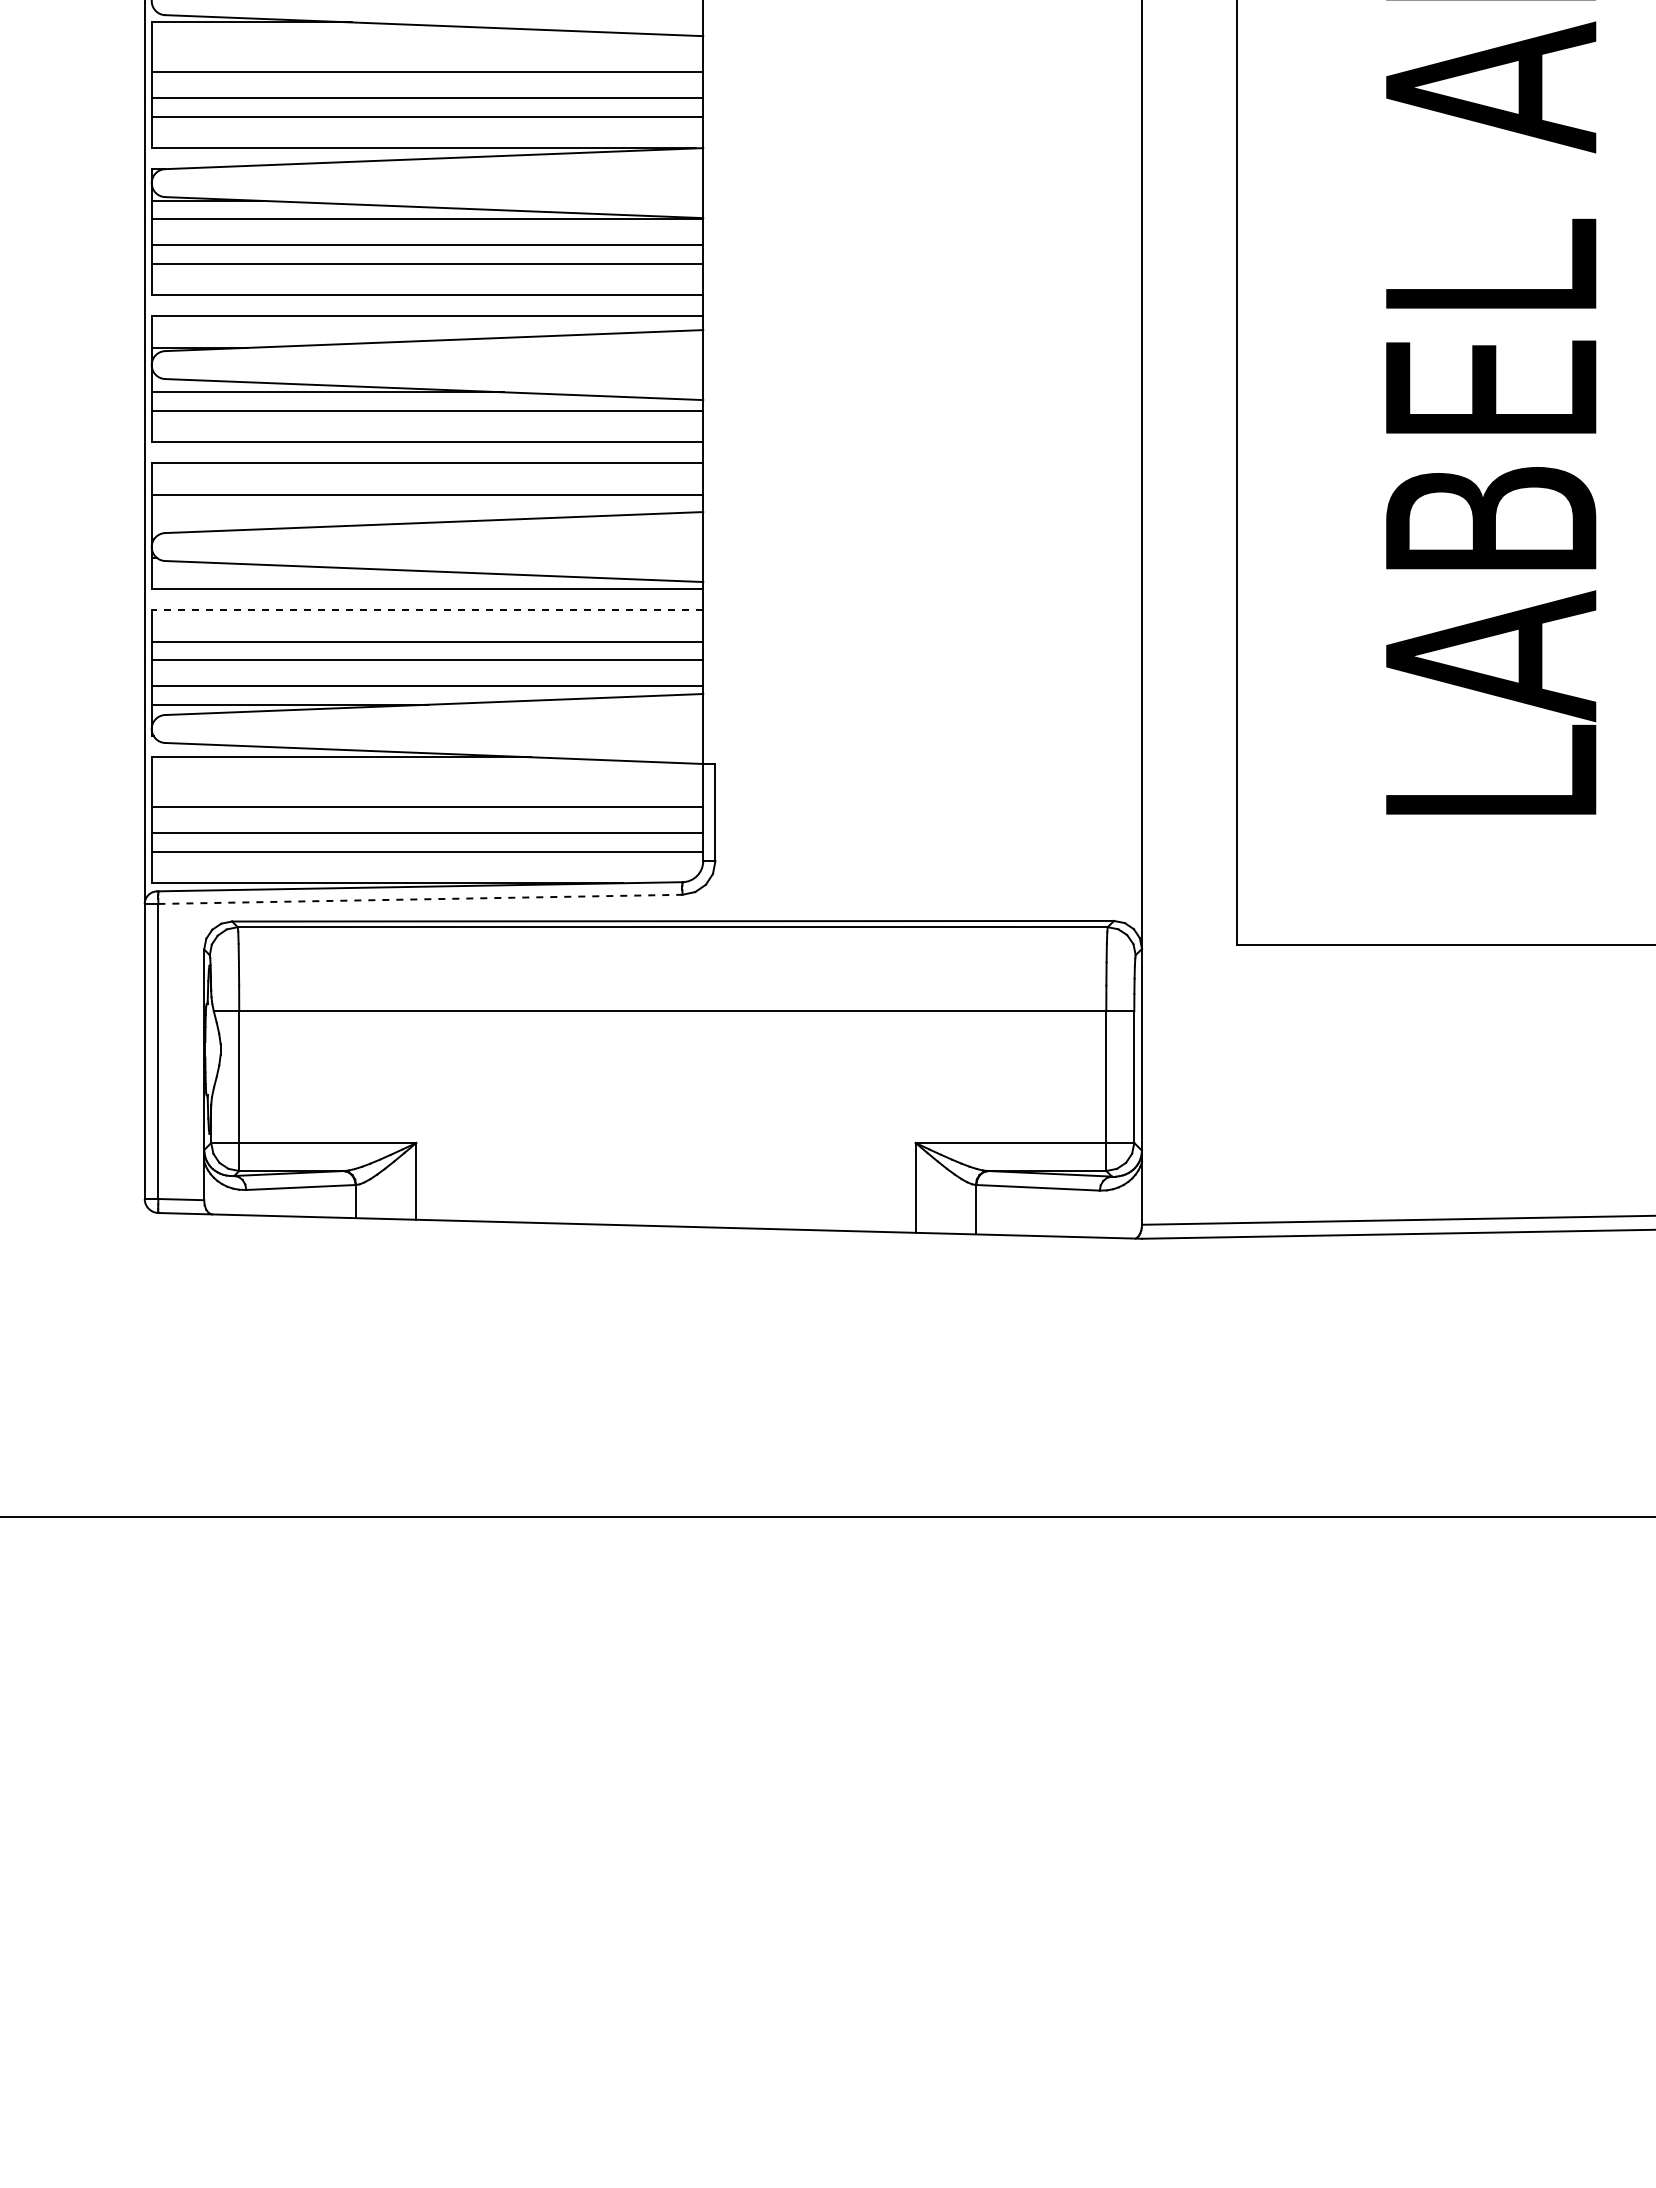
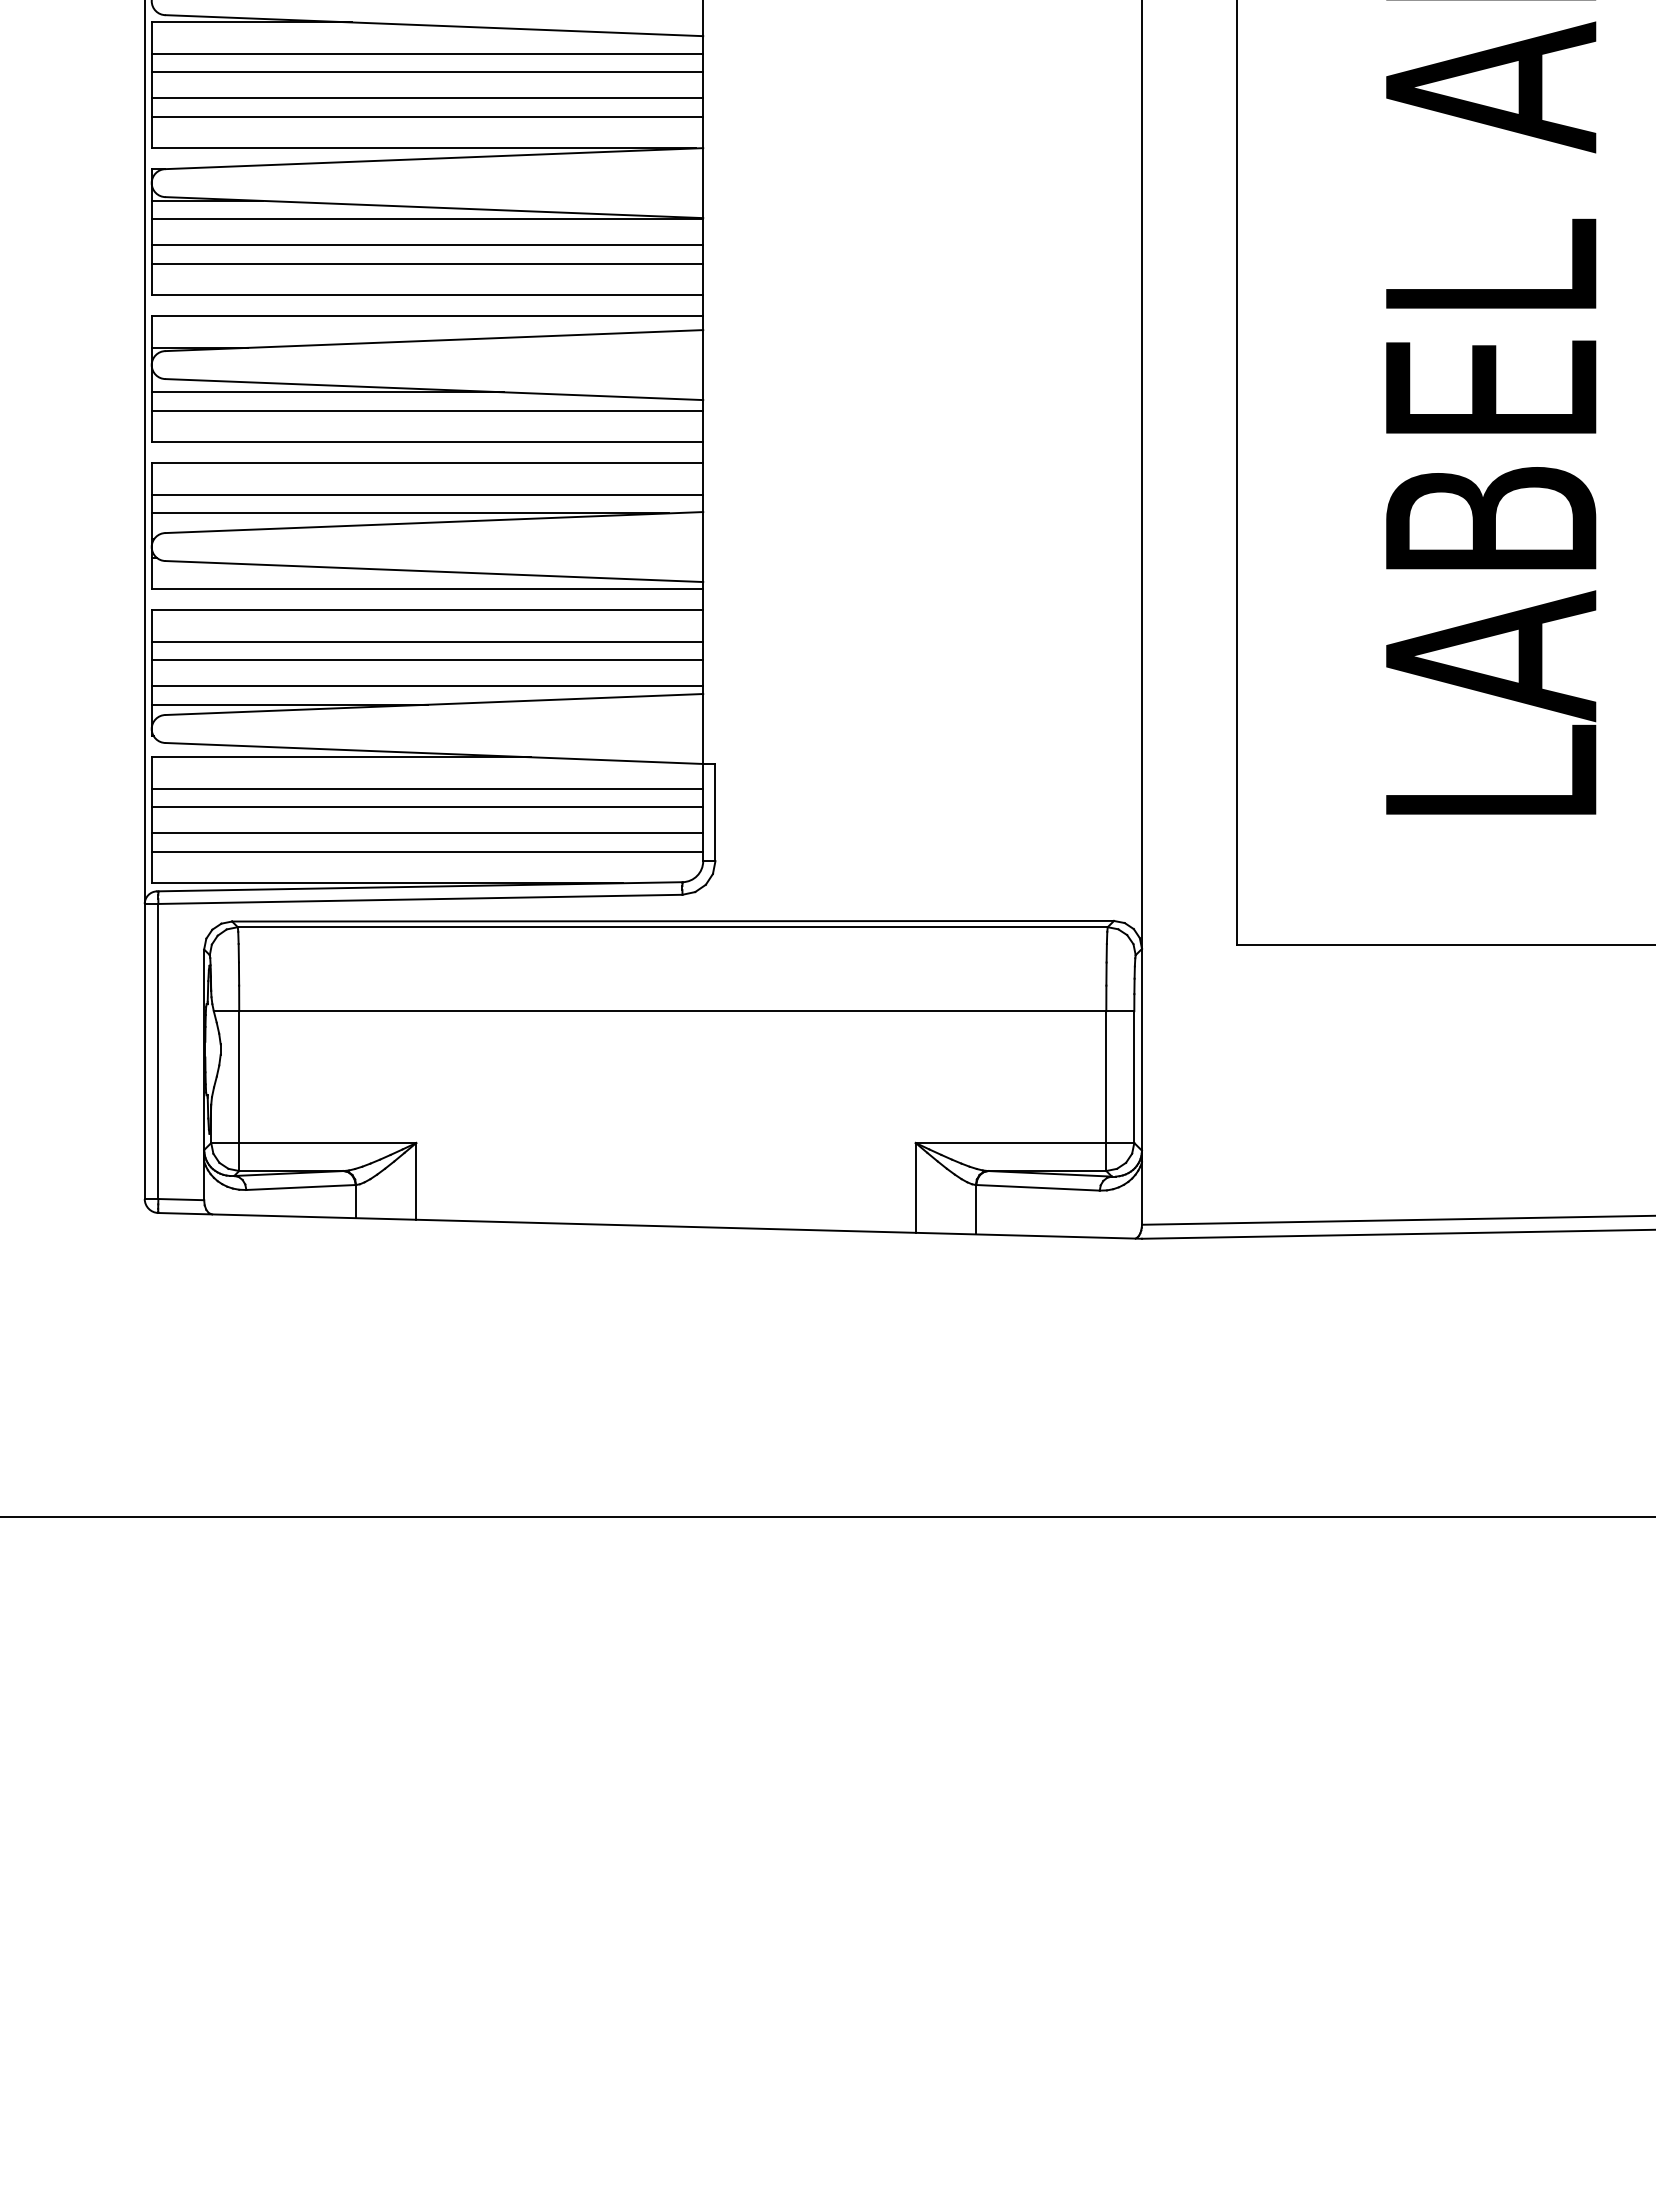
line: none -> present (427, 53)
line: none -> present (409, 513)
line: dashed -> solid (427, 610)
line: none -> present (427, 788)
line: dashed -> solid (420, 899)
